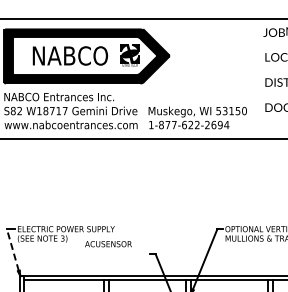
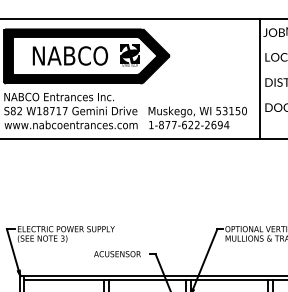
line: none -> present (260, 78)
text position: (108, 244) -> (117, 254) (117, 254)
line: dashed -> solid (12, 250)
